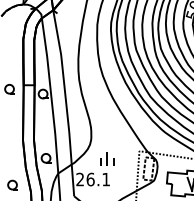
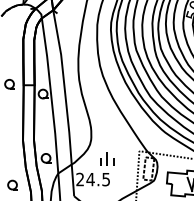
part position: (9, 89) -> (9, 84) (9, 84)
text: 26.1 -> 24.5 (97, 179)
